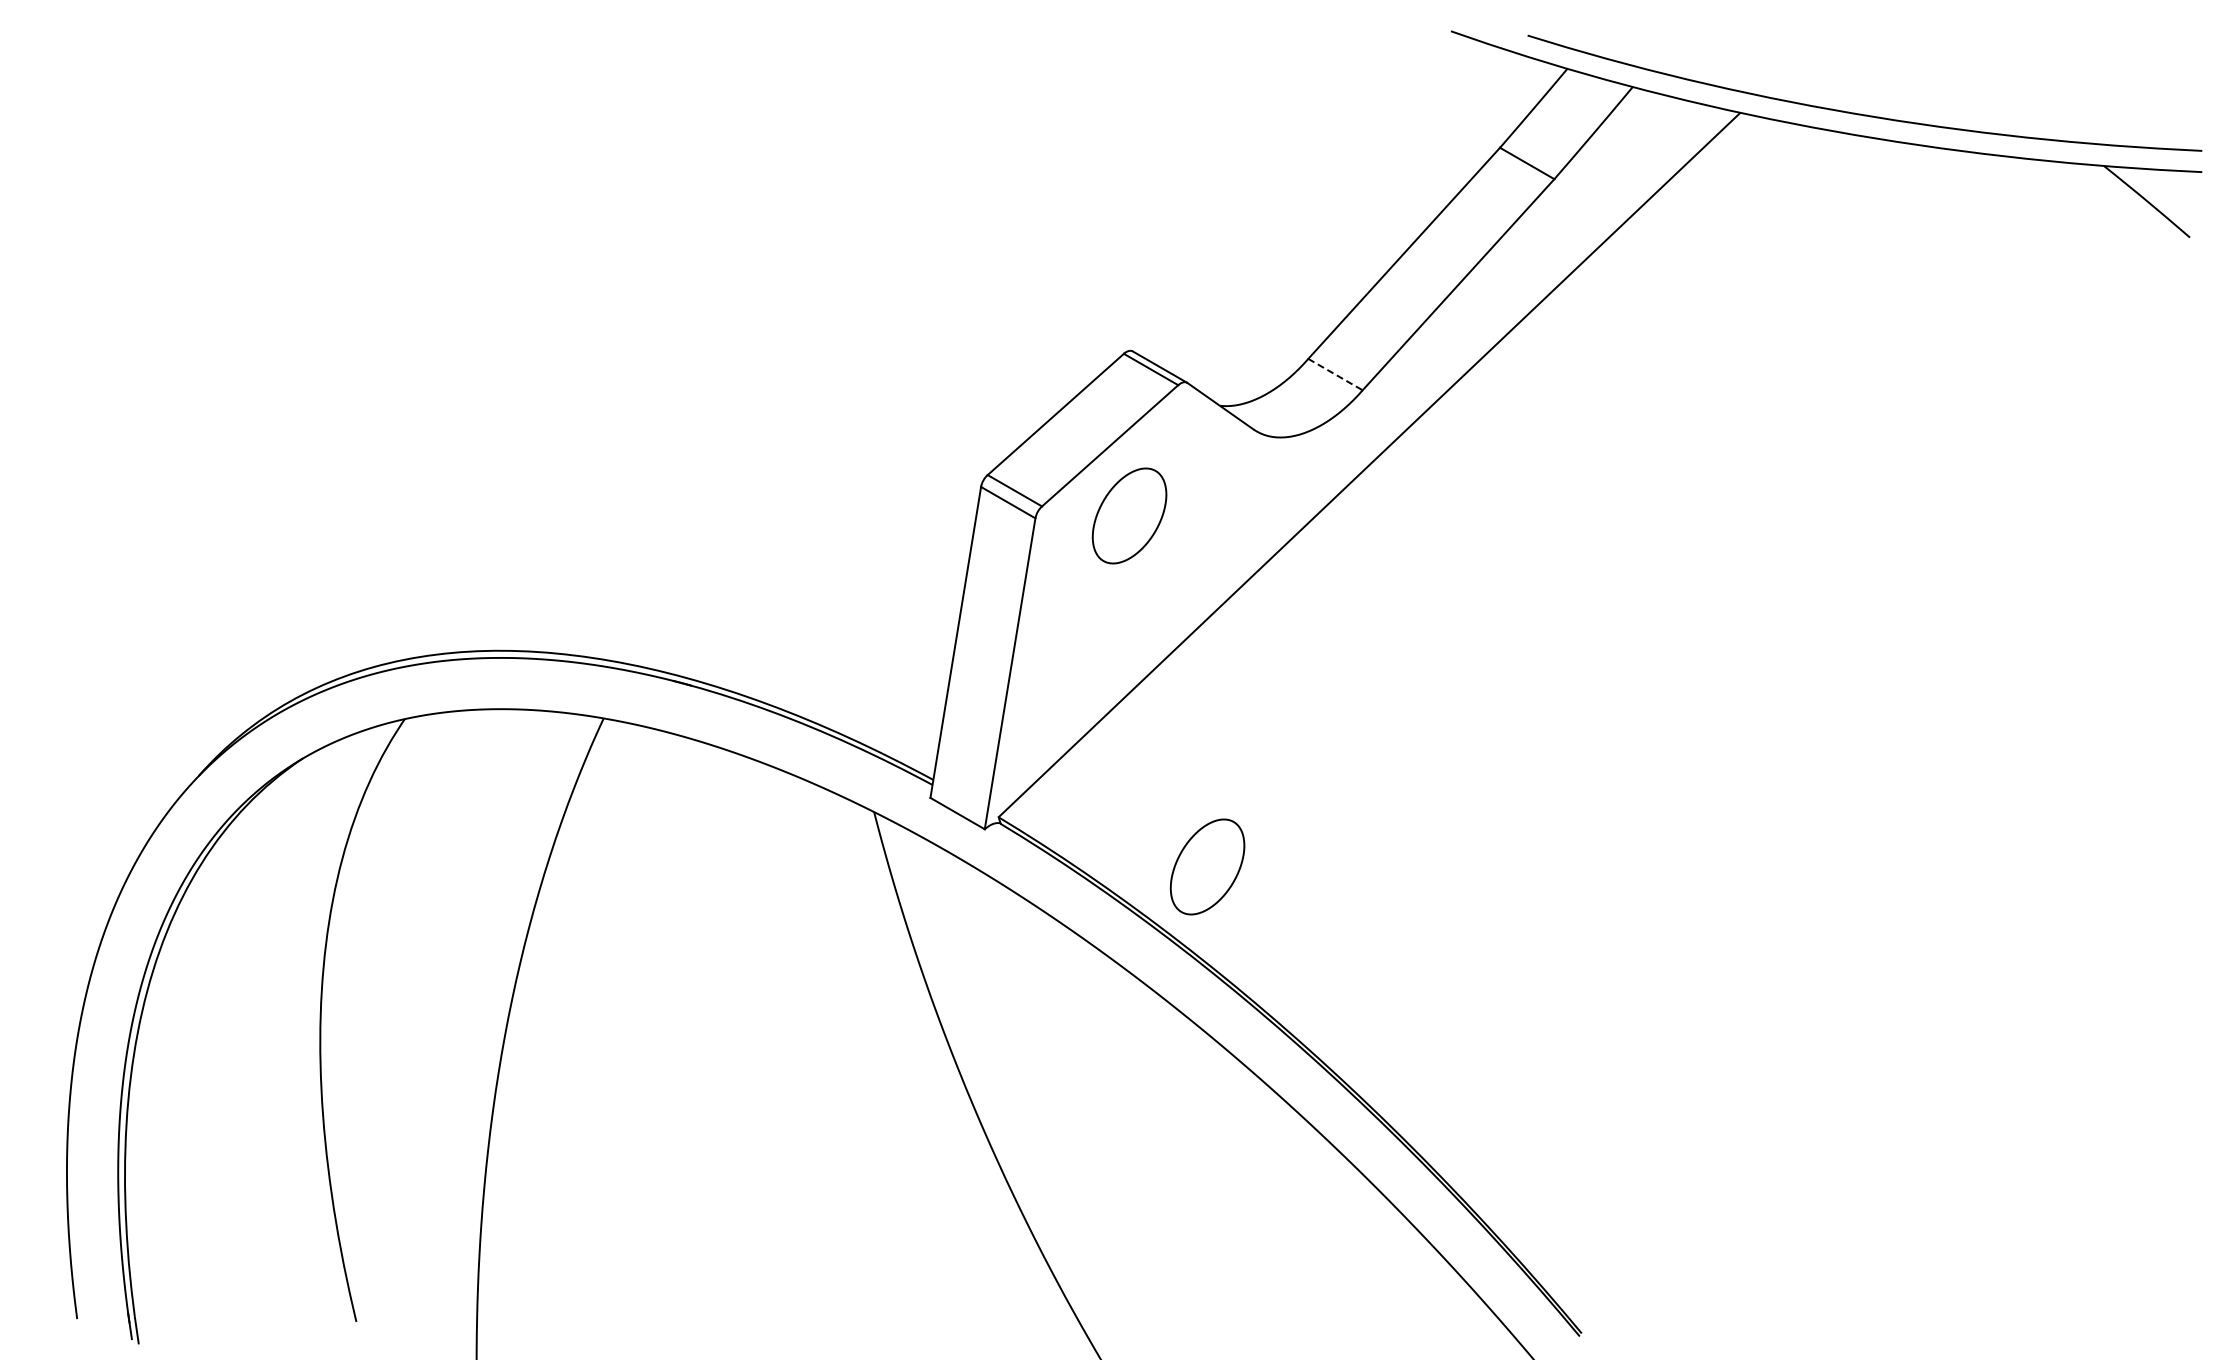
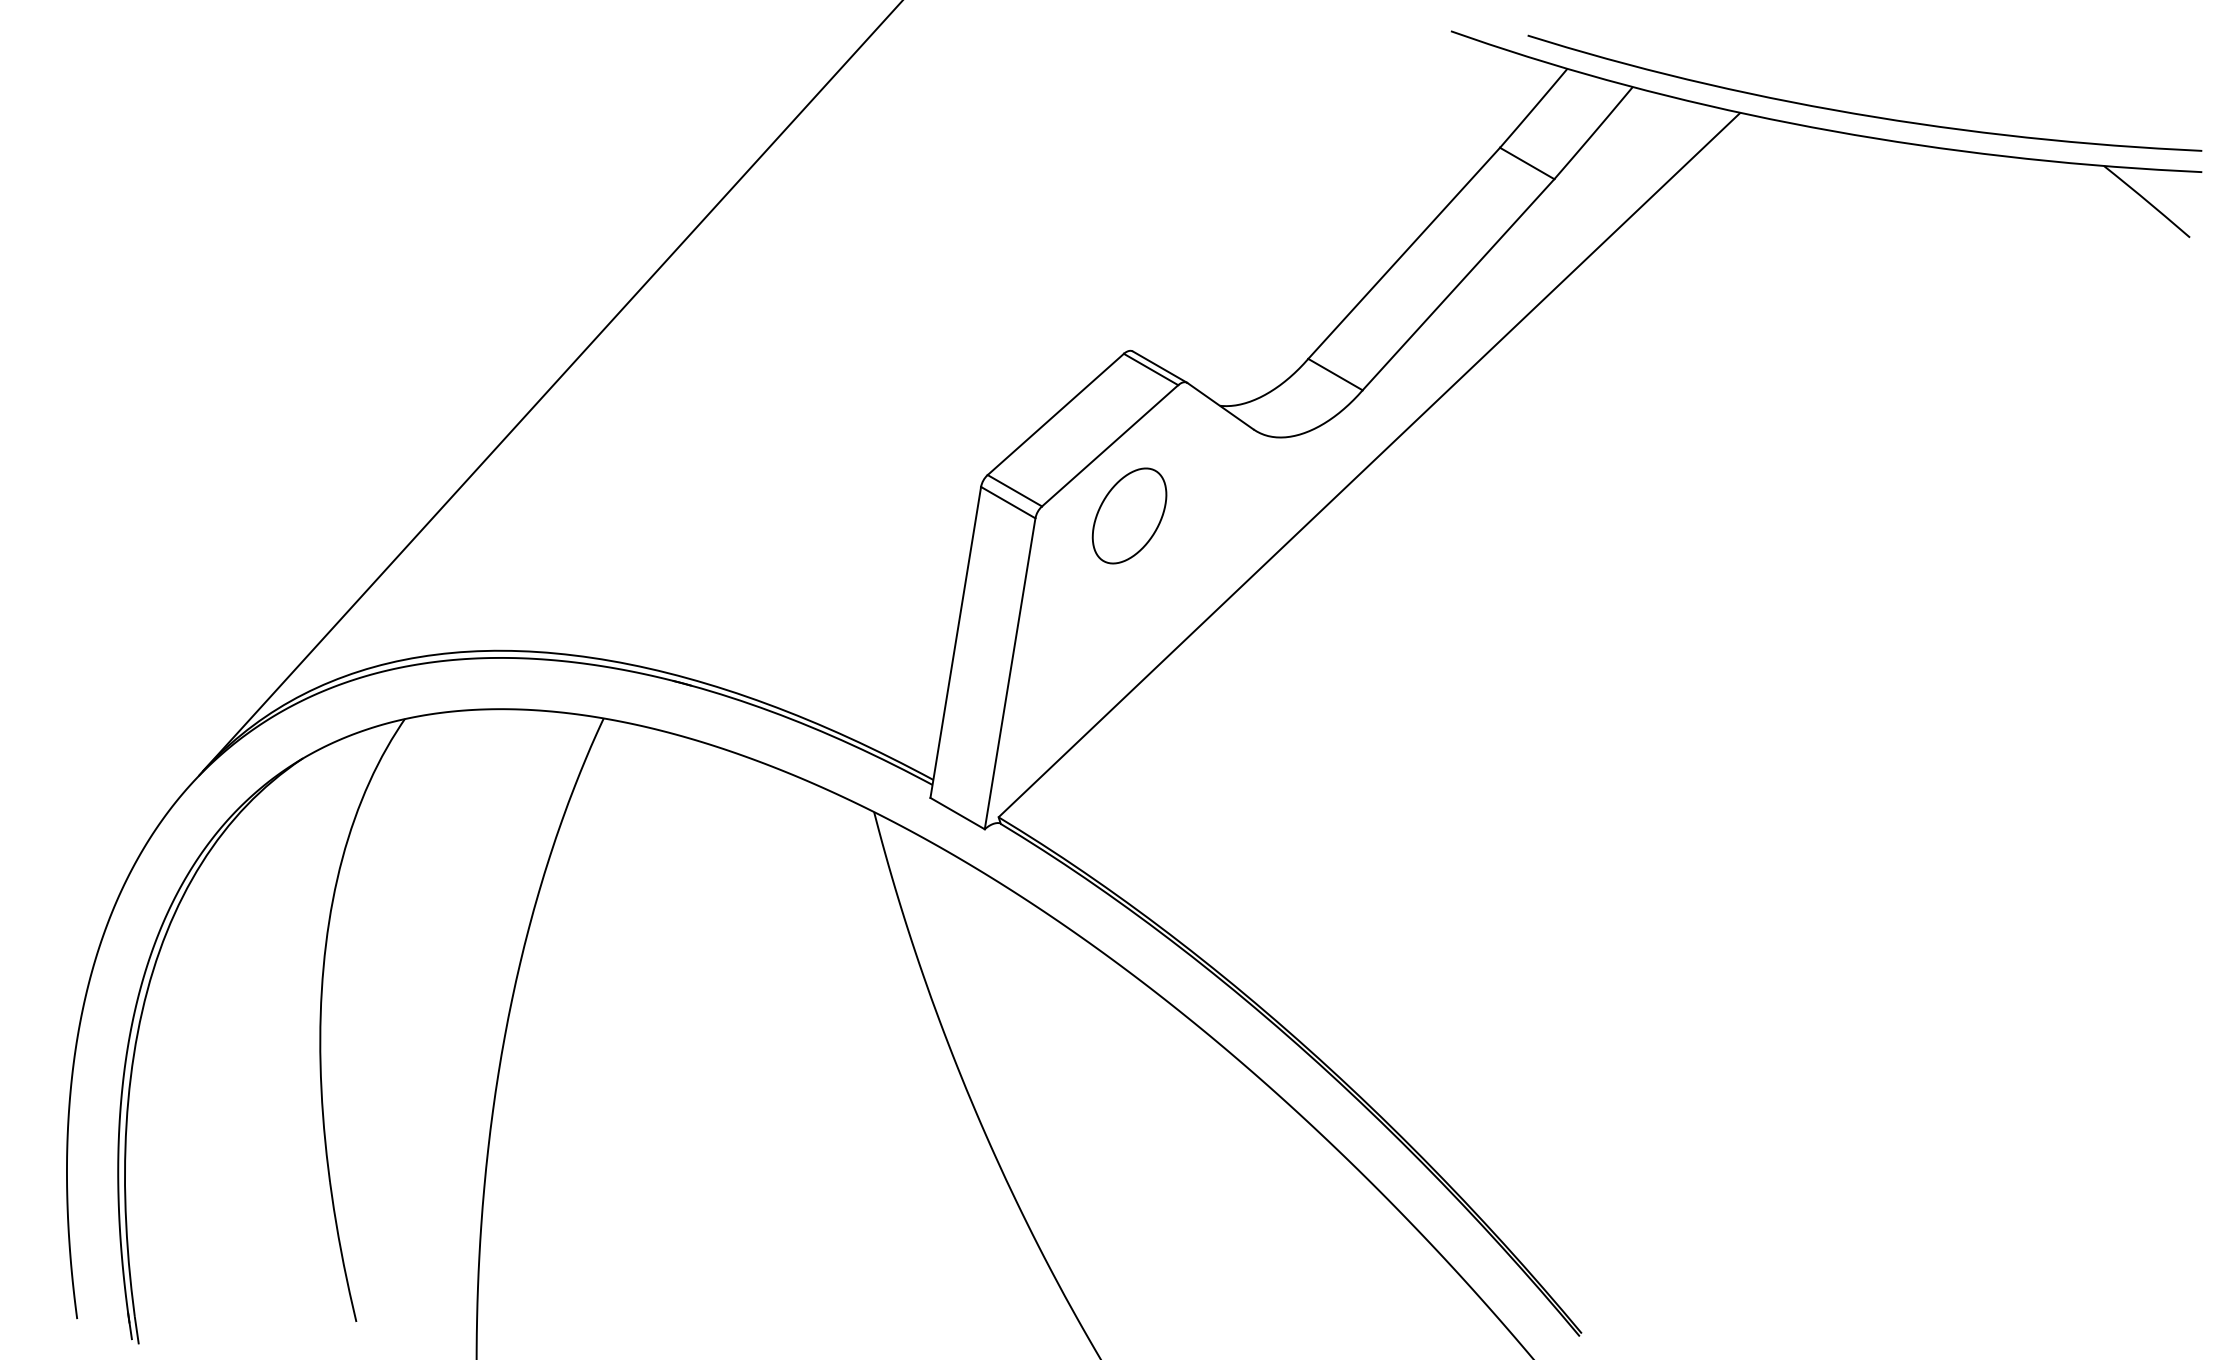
line: dashed -> solid (1335, 374)
line: none -> present (552, 386)
part: present -> none (1207, 866)
